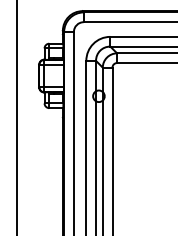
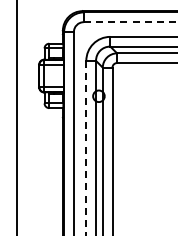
line: solid -> dashed (130, 22)
line: solid -> dashed (86, 148)
